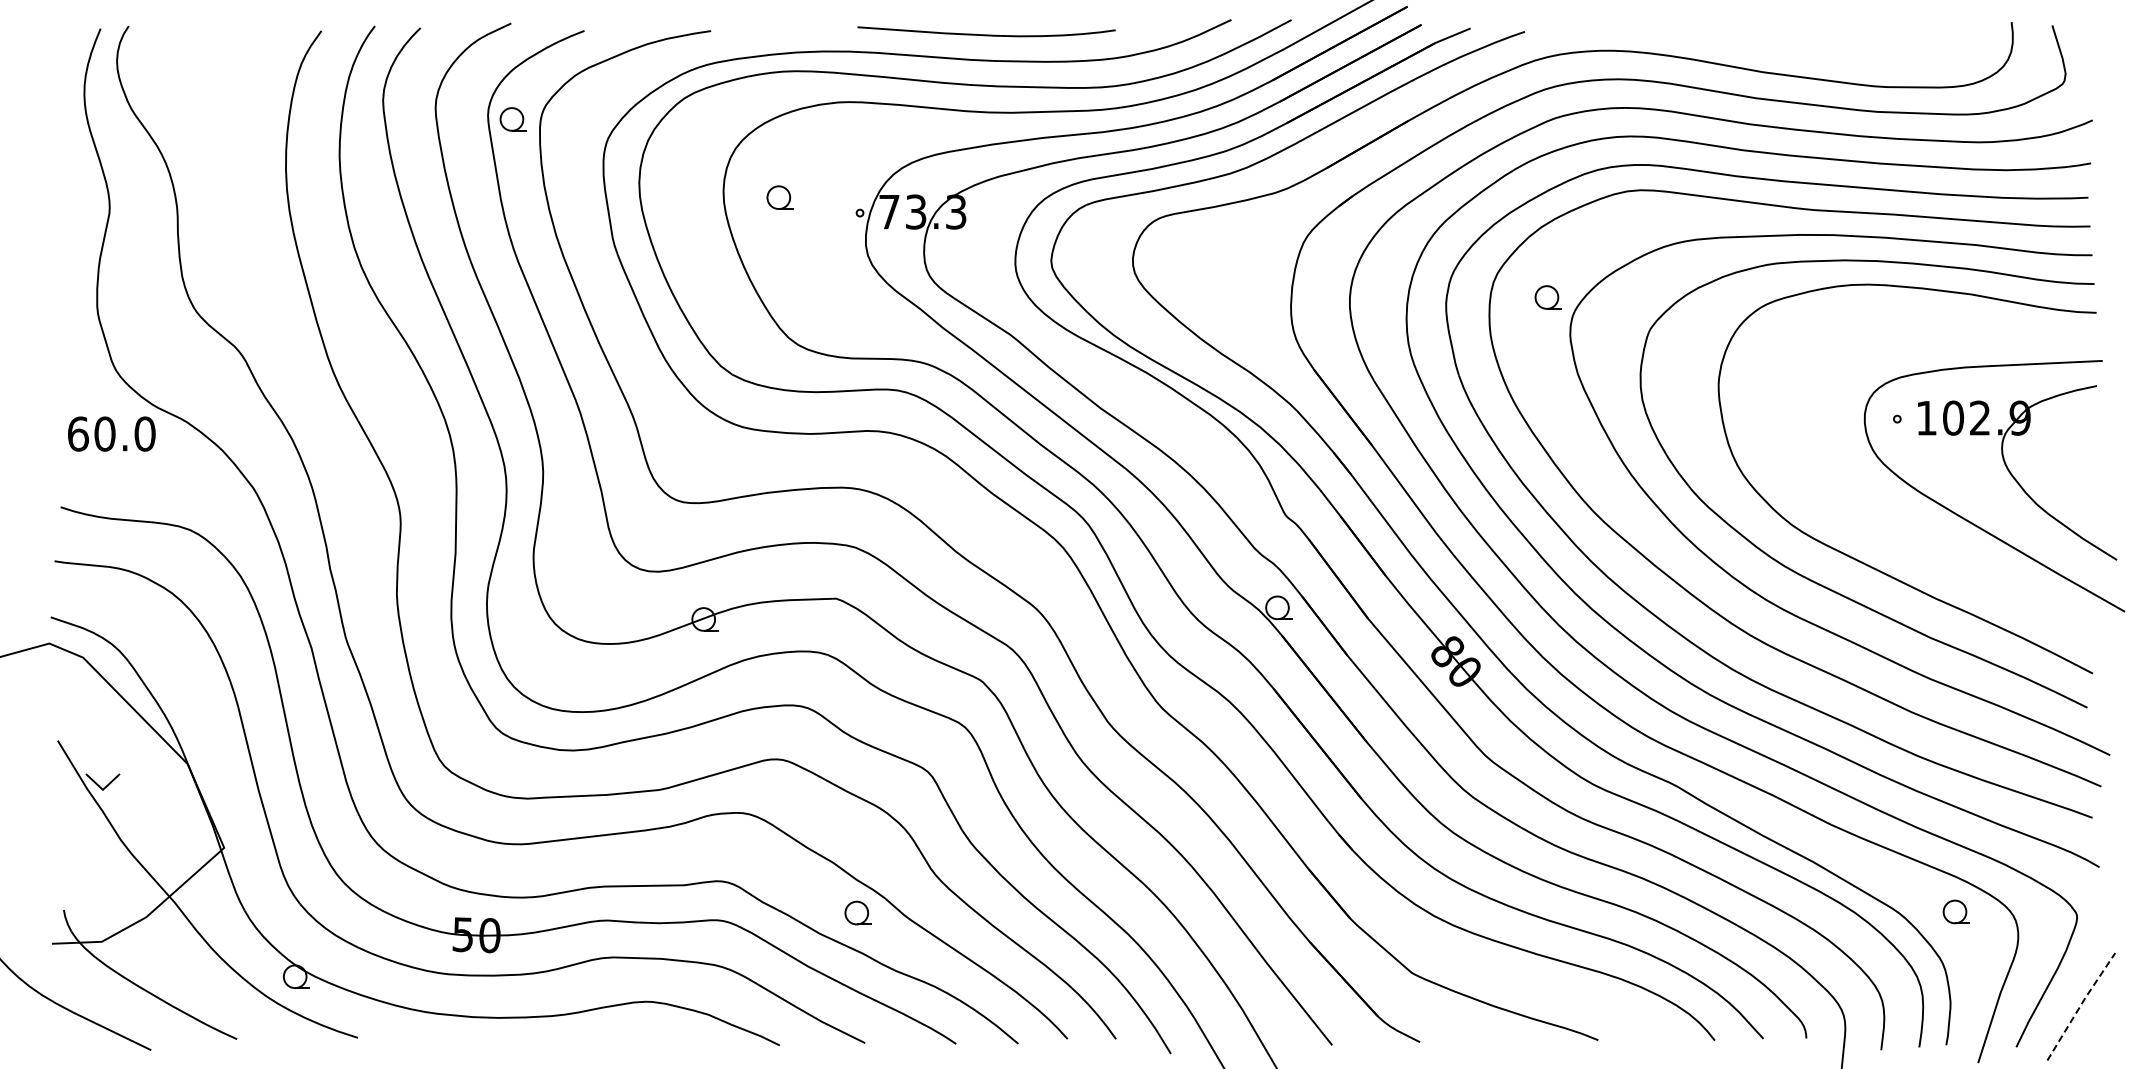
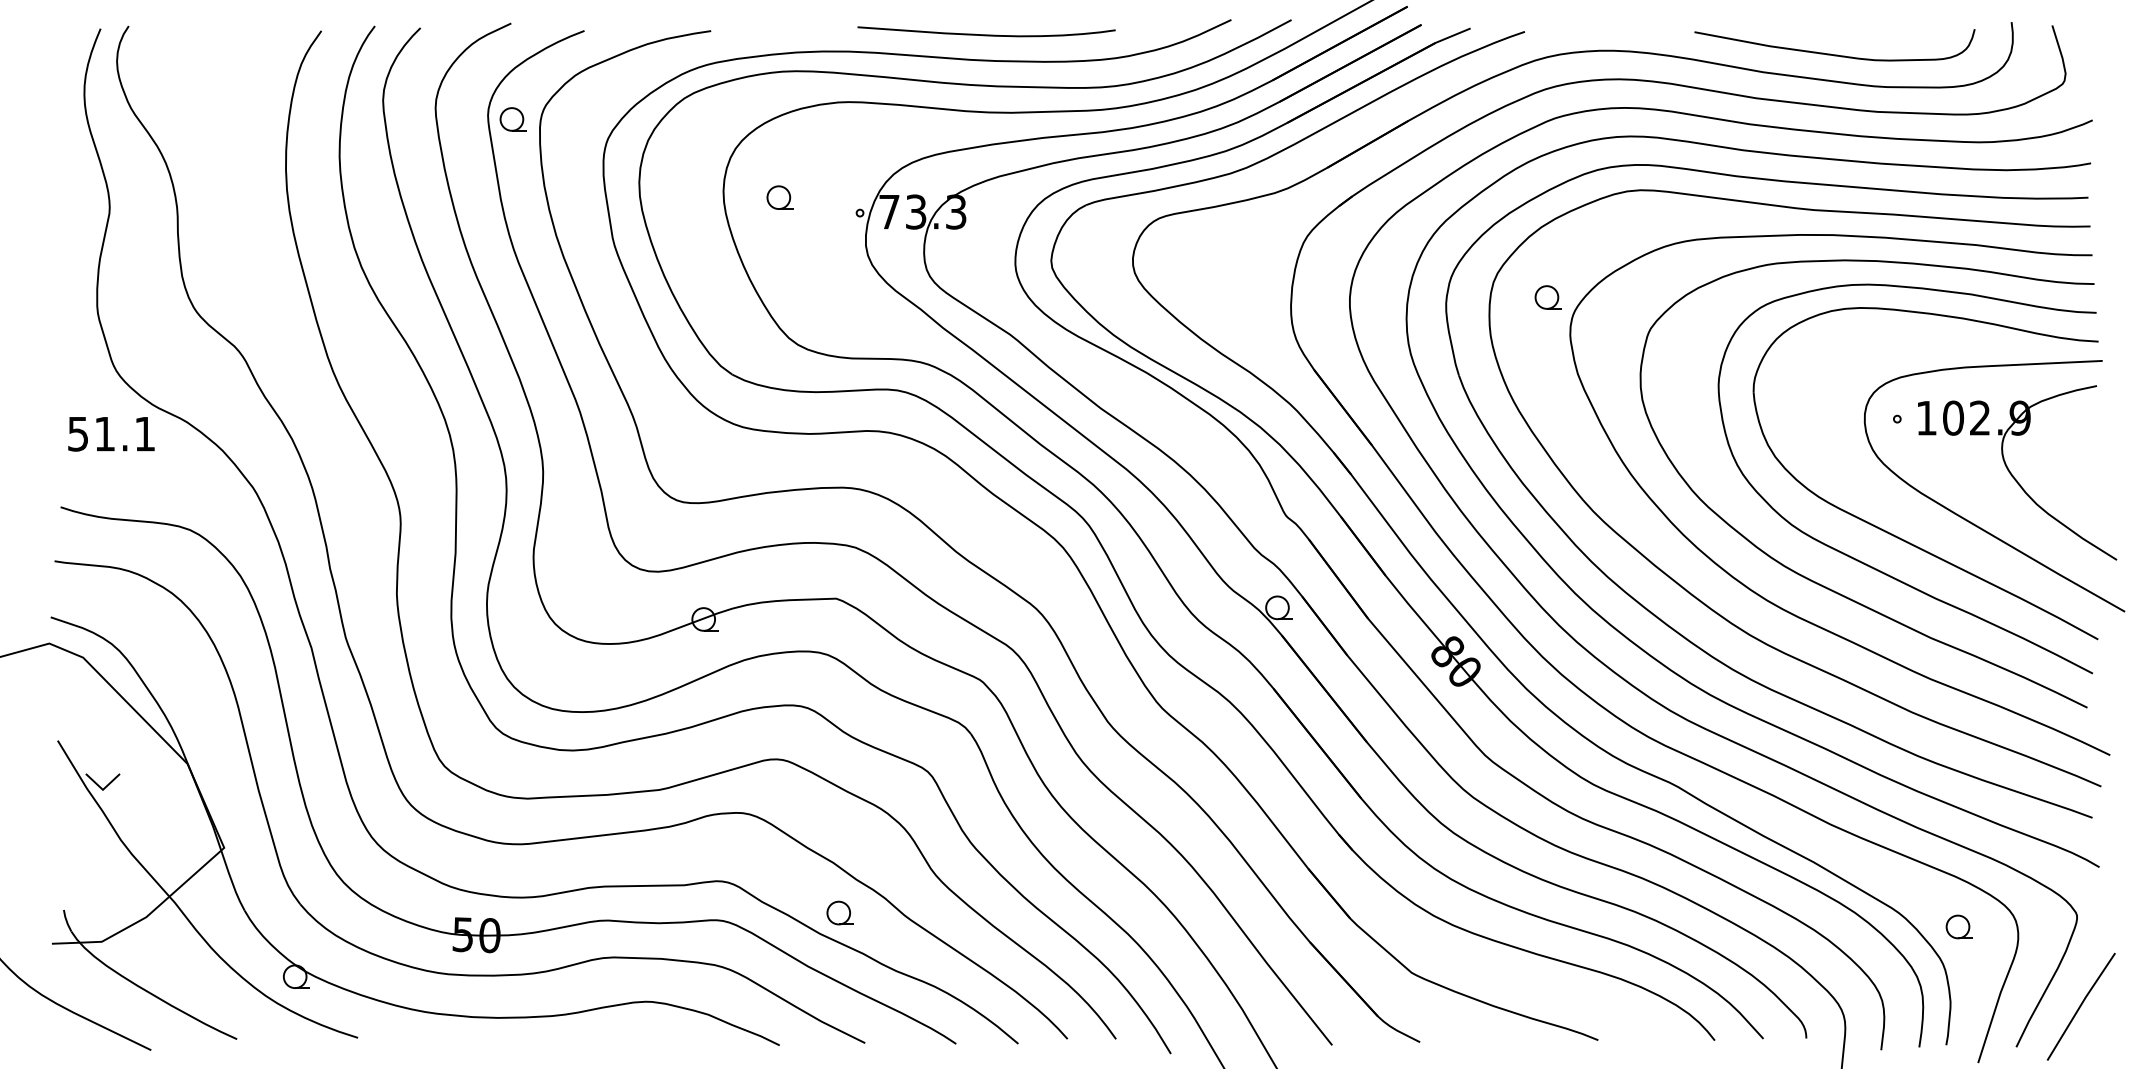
curve: none -> present (1830, 53)
text: 60.0 -> 51.1 (111, 433)
part: none -> present (1894, 534)
part position: (1955, 911) -> (1958, 926) (1958, 926)
part position: (857, 912) -> (839, 912) (839, 912)
line: dashed -> solid (2081, 1005)
